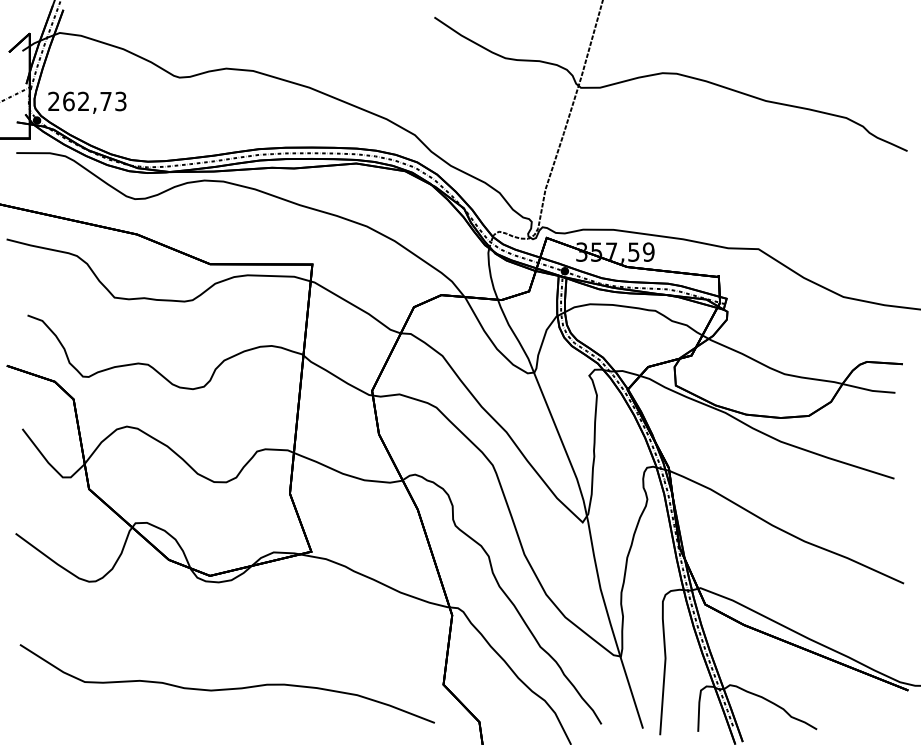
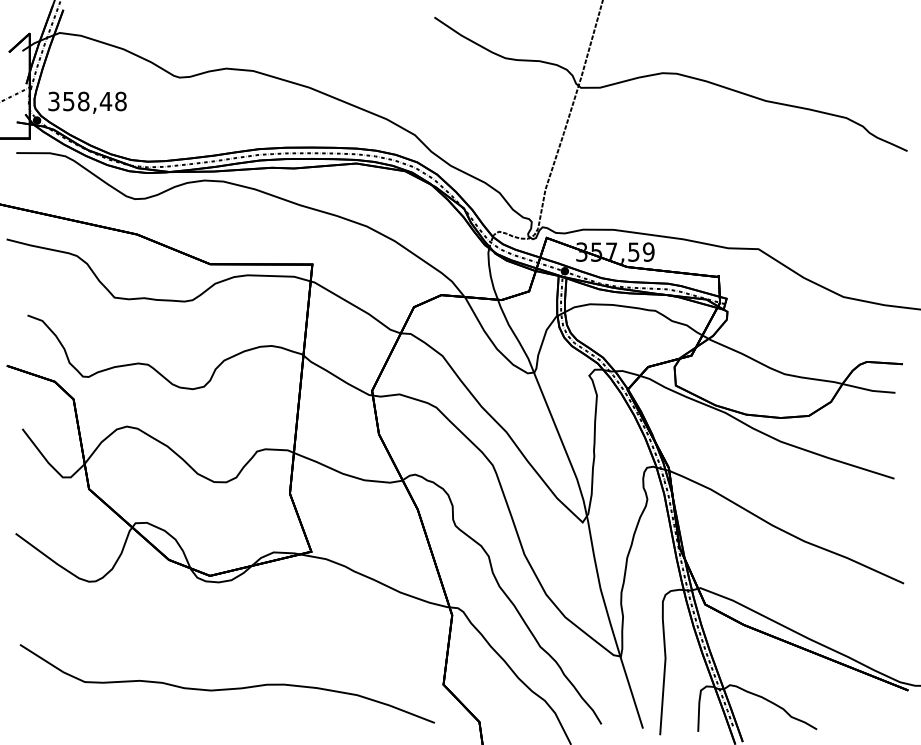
text: 262,73 -> 358,48 (87, 101)
